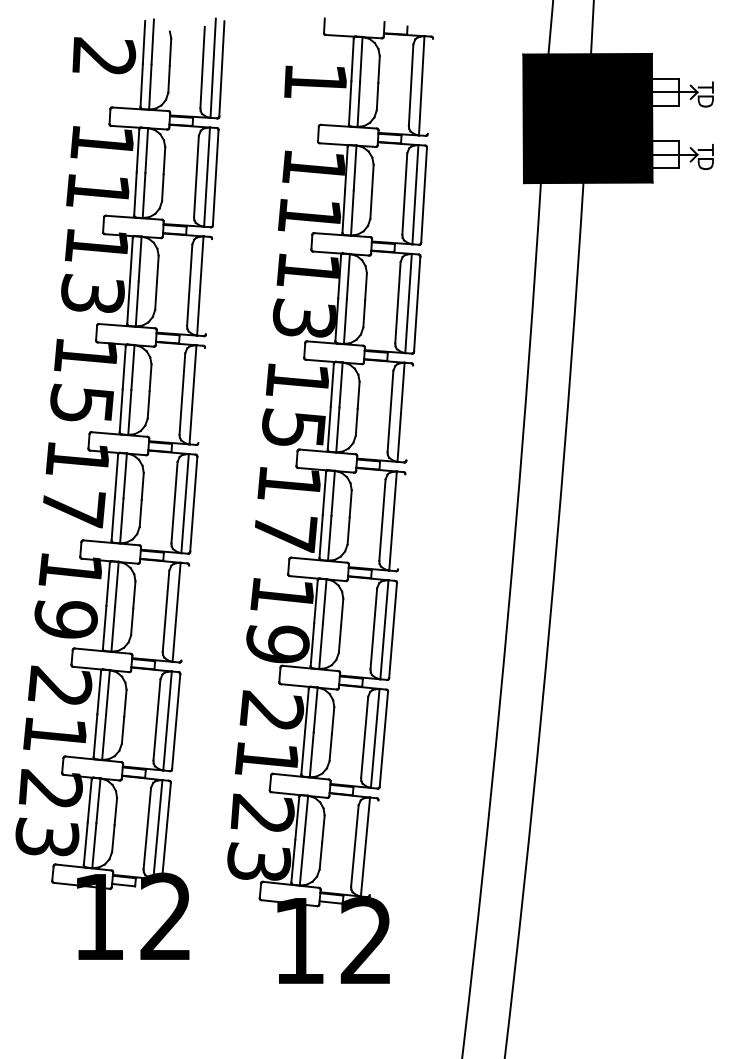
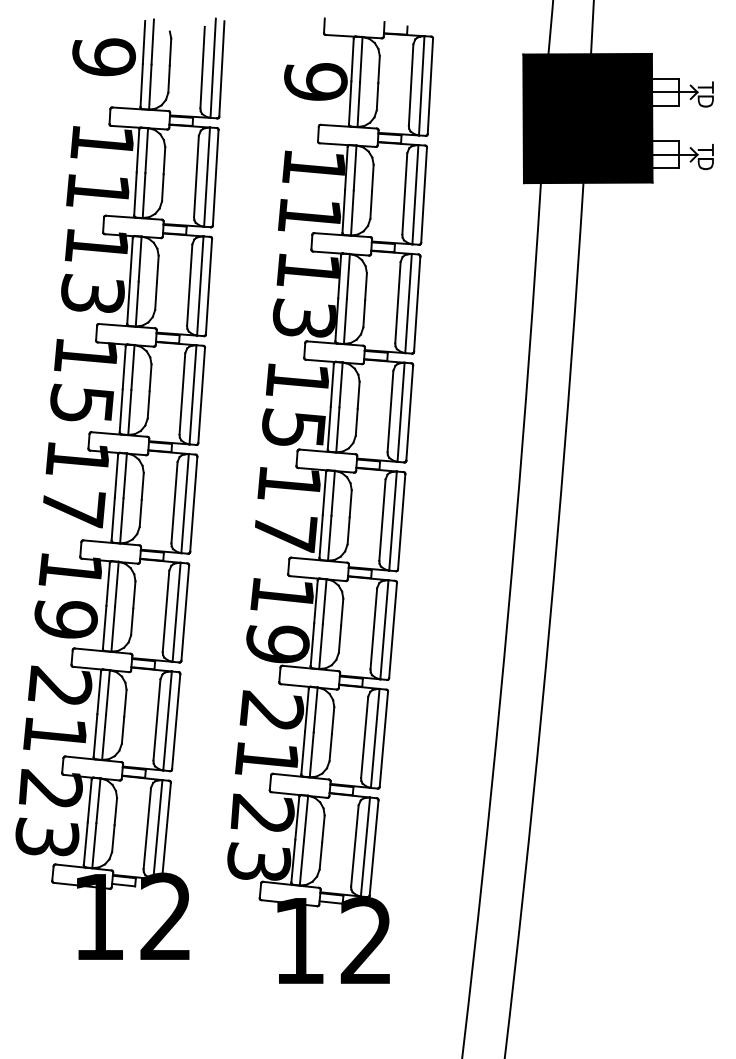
text: 2 -> 9 (104, 56)
text: 1 -> 9 (315, 81)
line: none -> present (430, 85)
line: none -> present (208, 286)
line: none -> present (201, 395)
line: none -> present (409, 412)
line: none -> present (401, 521)
line: none -> present (185, 612)
line: none -> present (373, 847)
